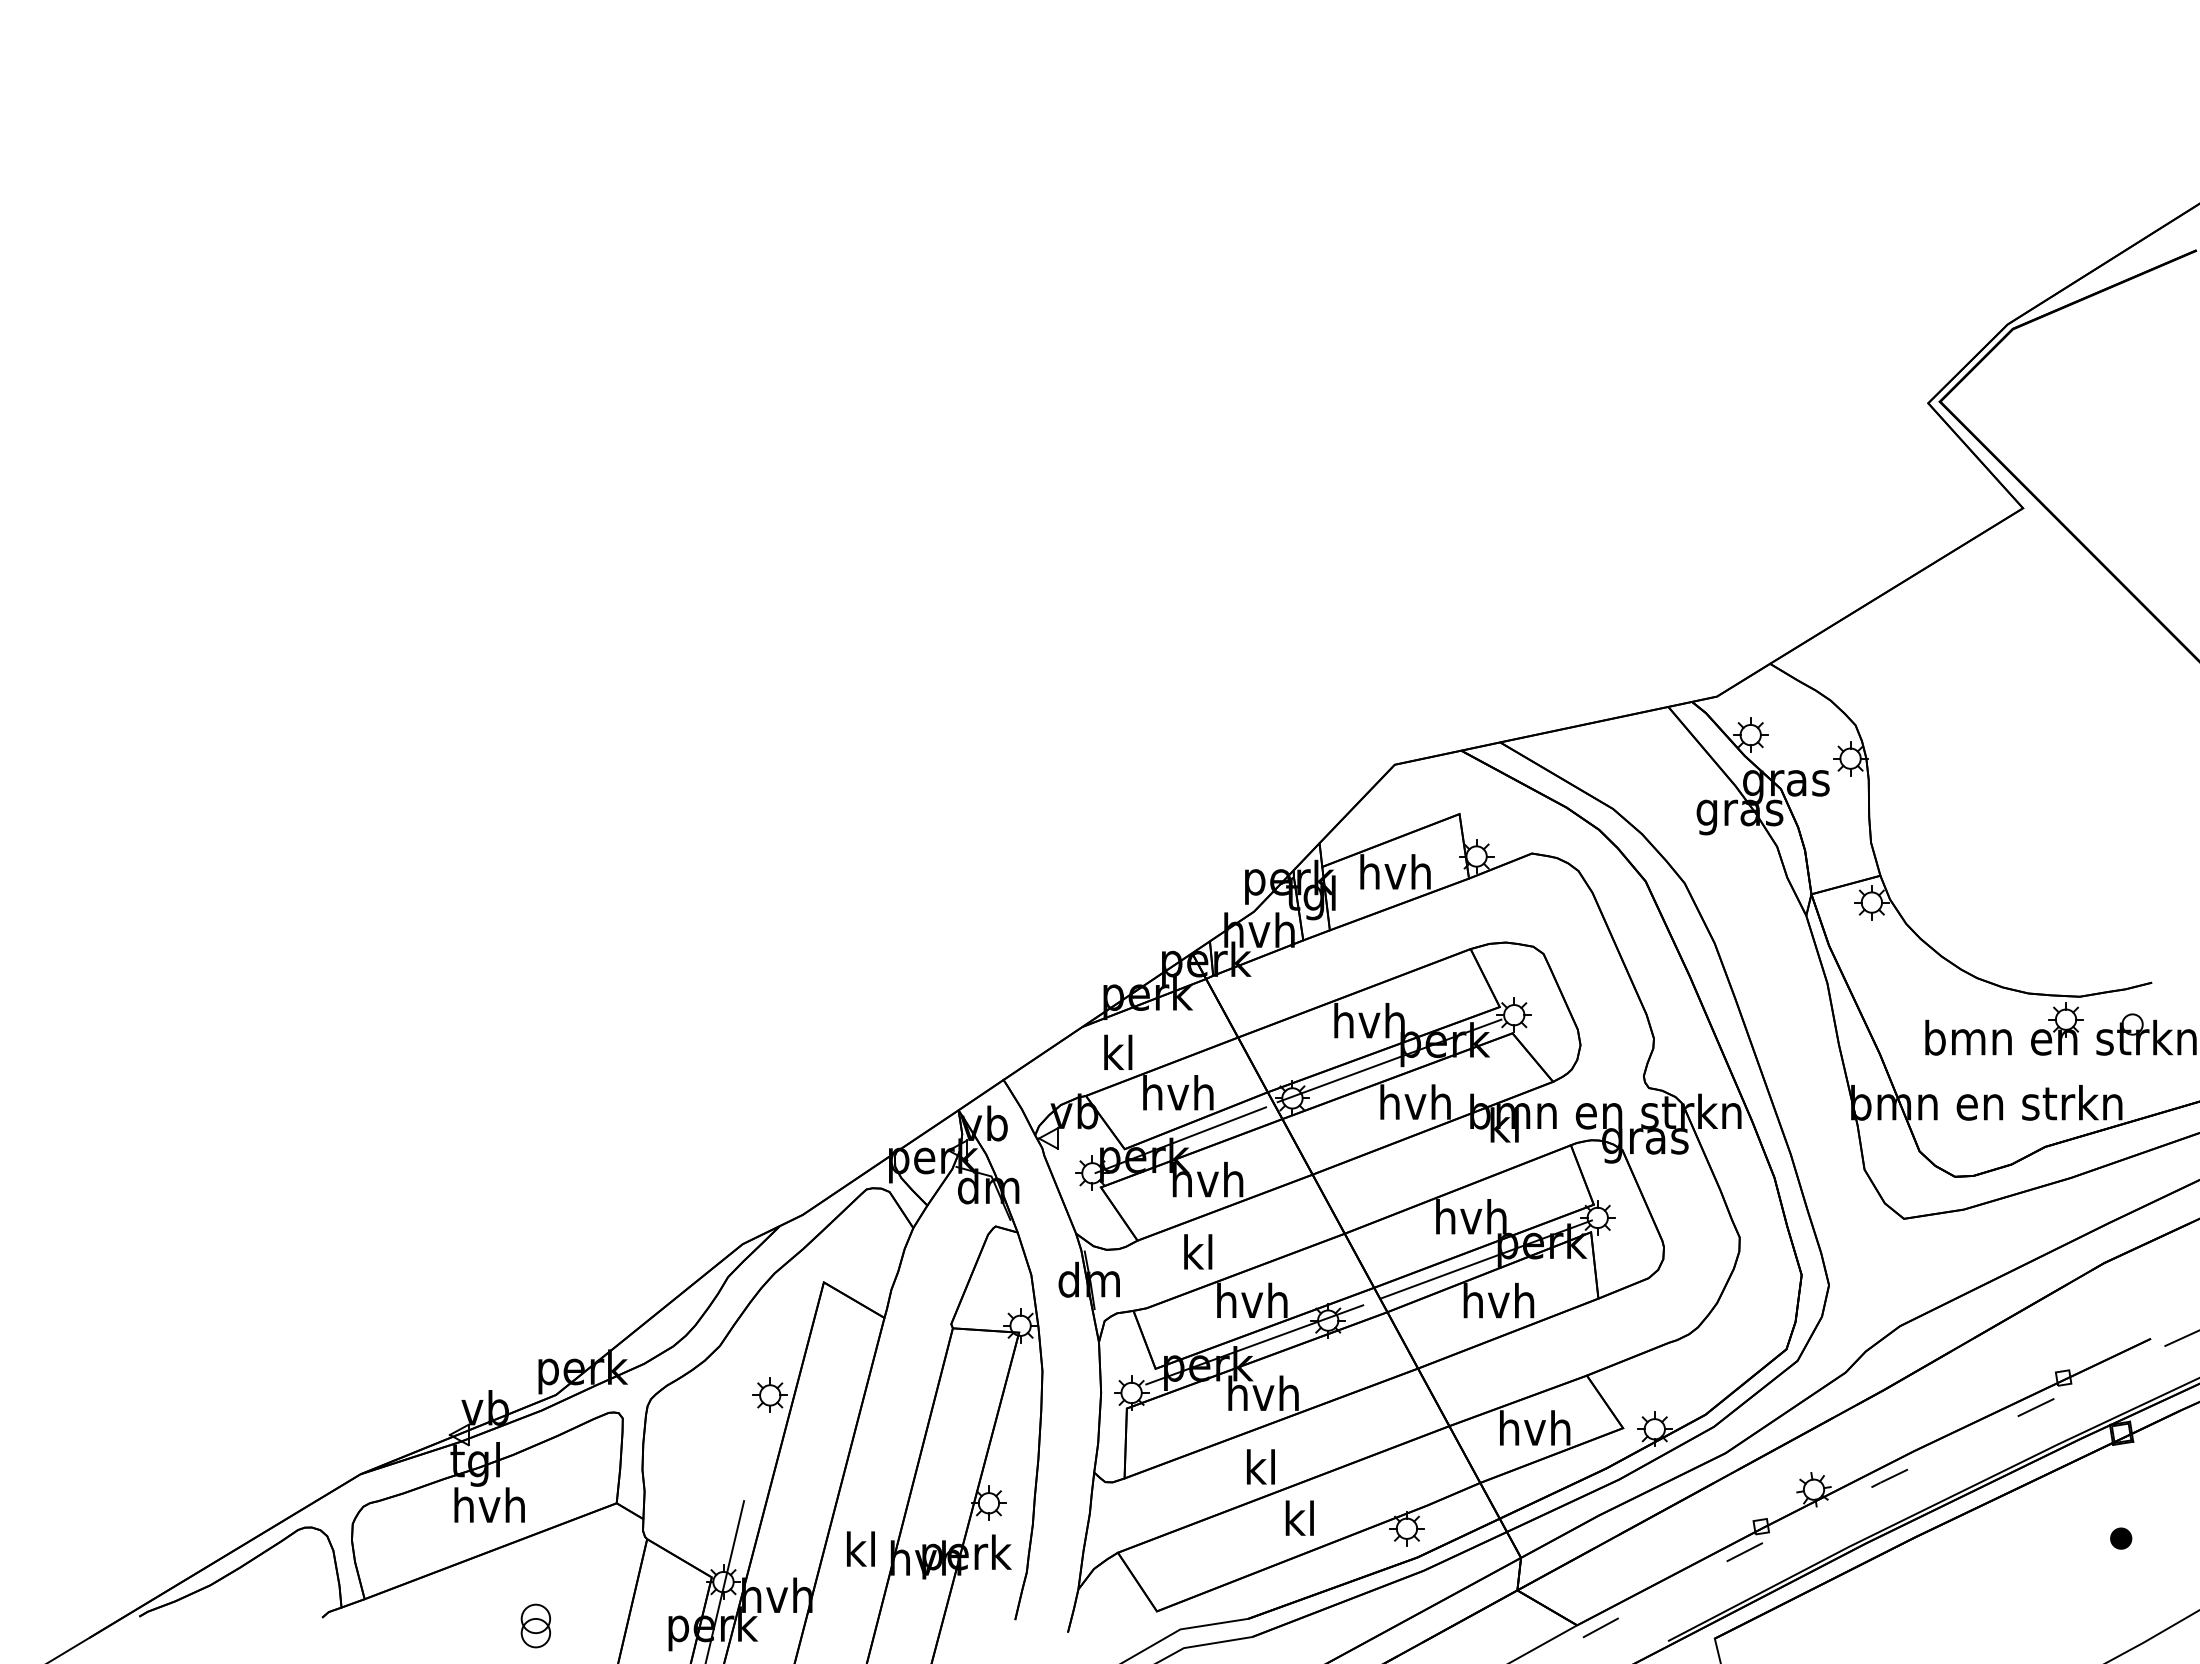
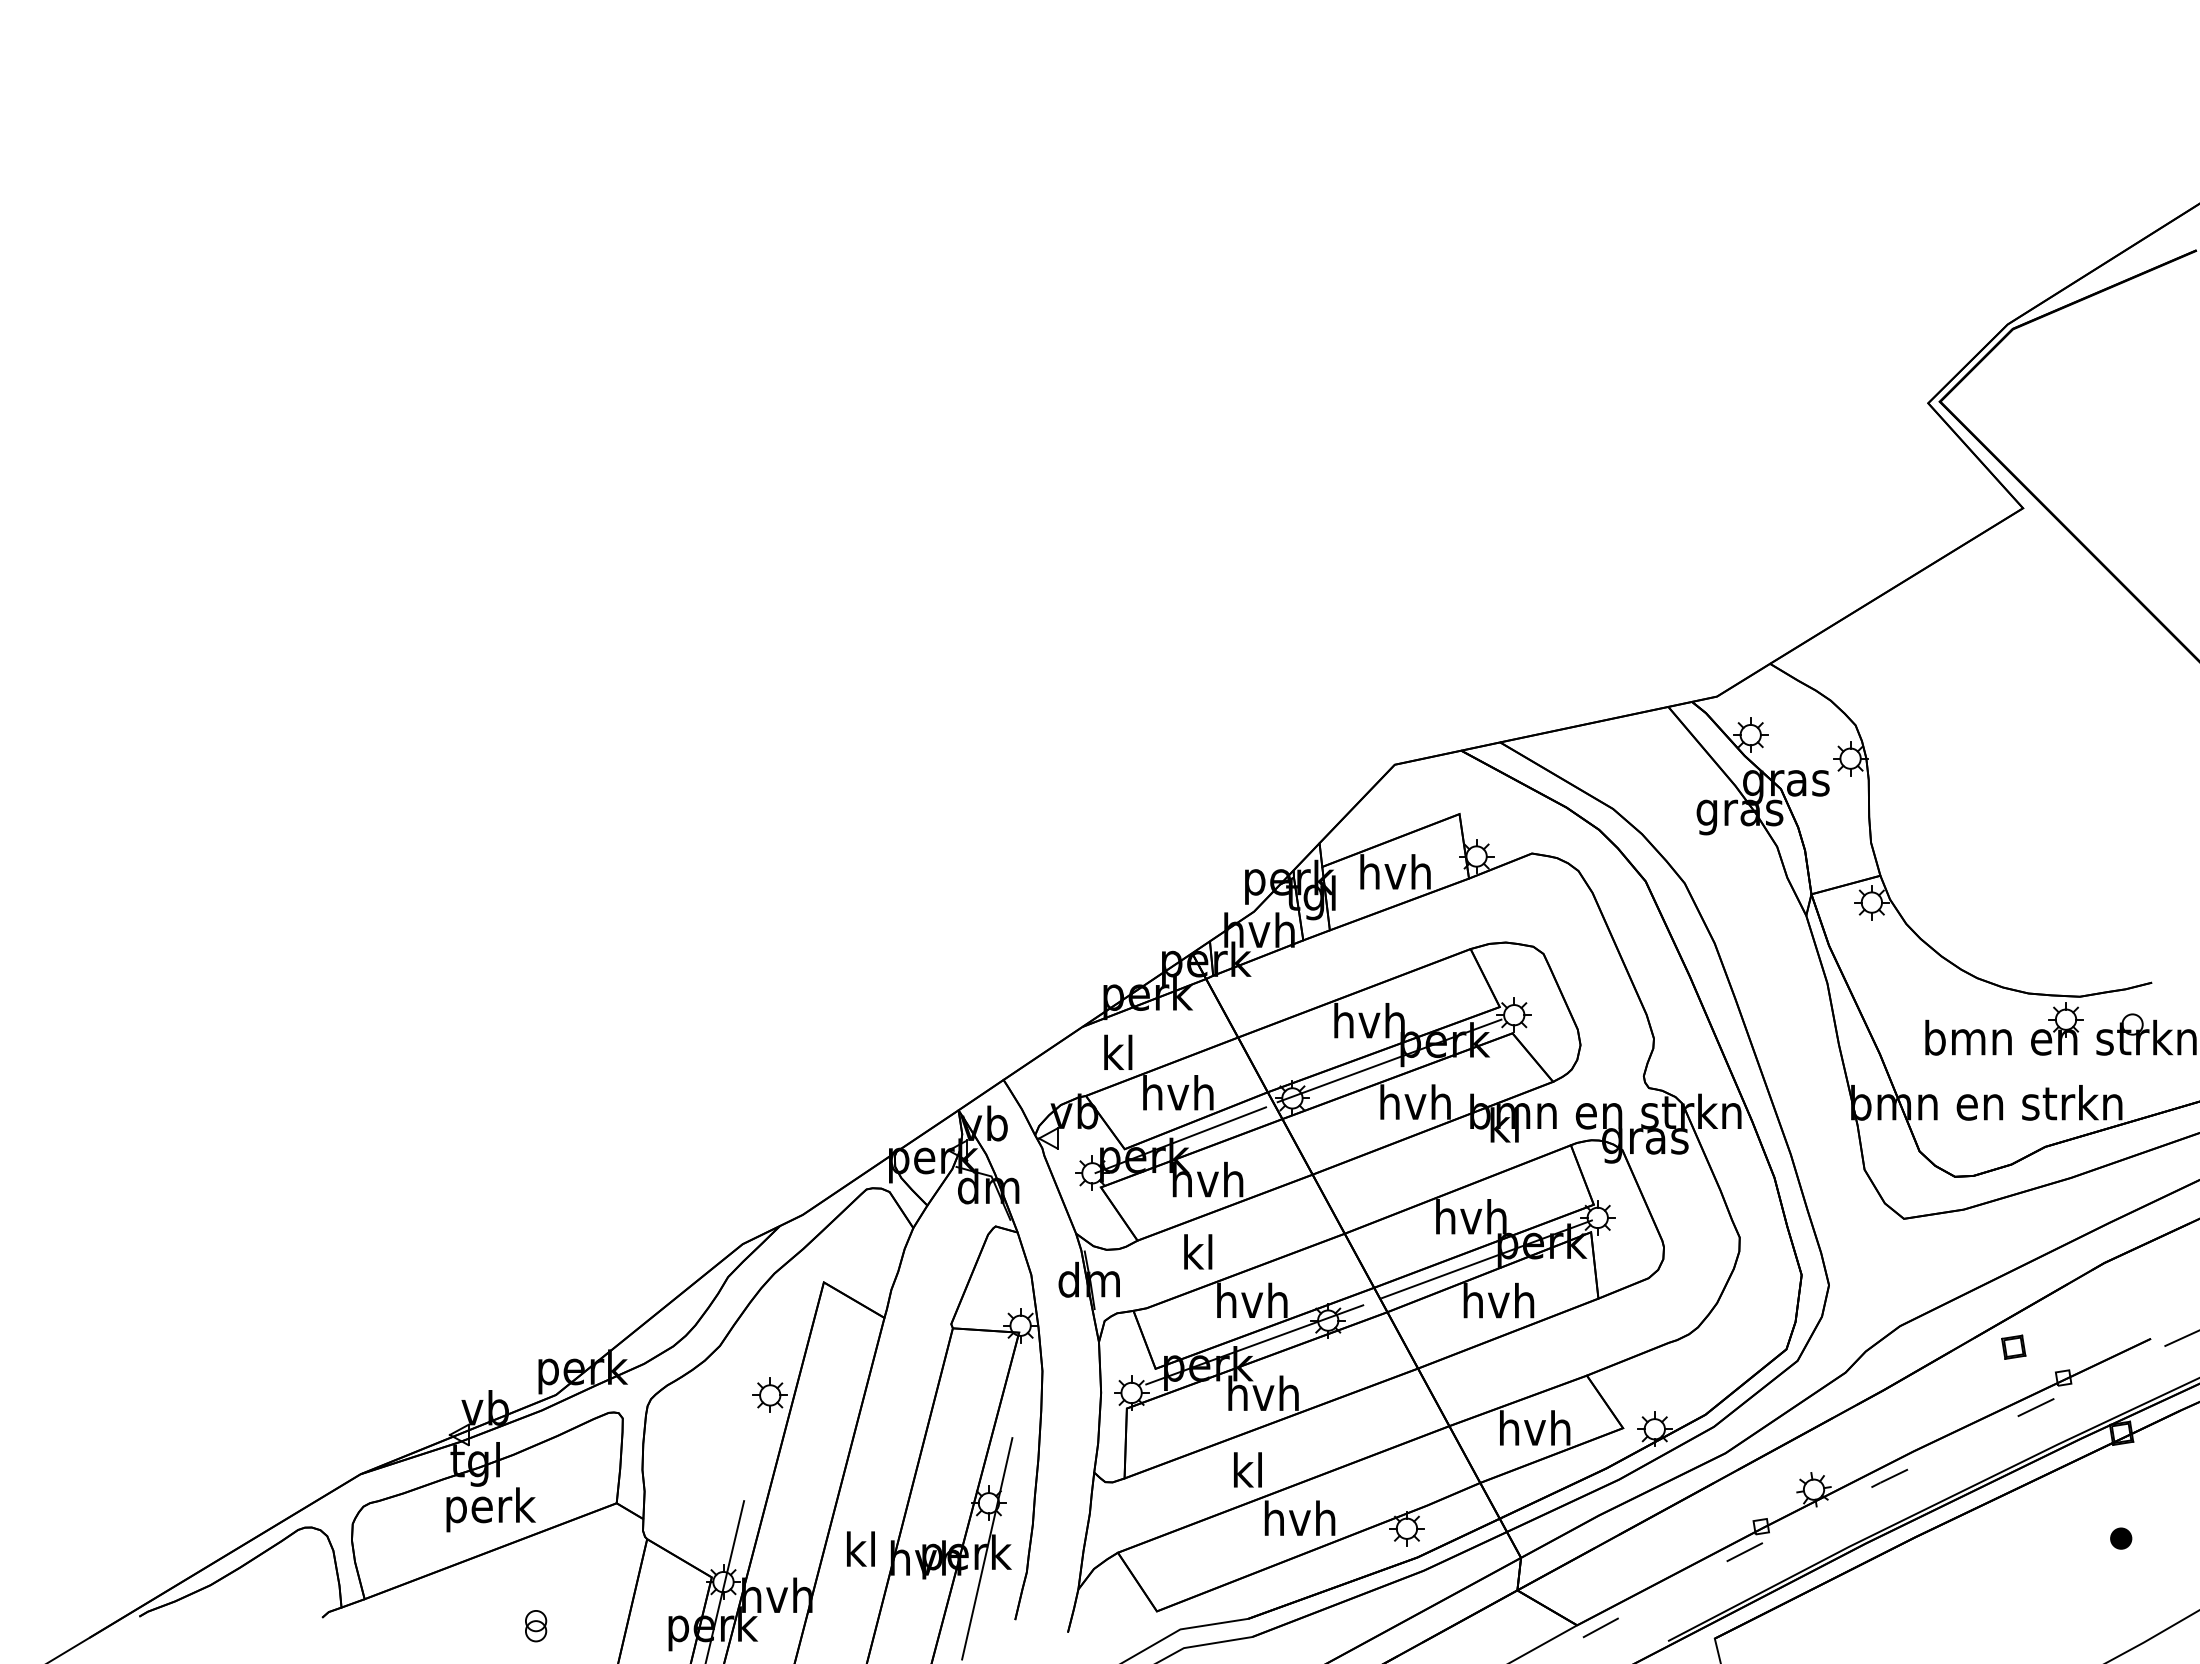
part: none -> present (2013, 1346)
text position: (1260, 1466) -> (1247, 1469) (1247, 1469)
text: hvh -> perk (490, 1509)
text: kl -> hvh (1299, 1517)
line: none -> present (987, 1548)
part size: 31x46 px -> 23x33 px (536, 1626)
